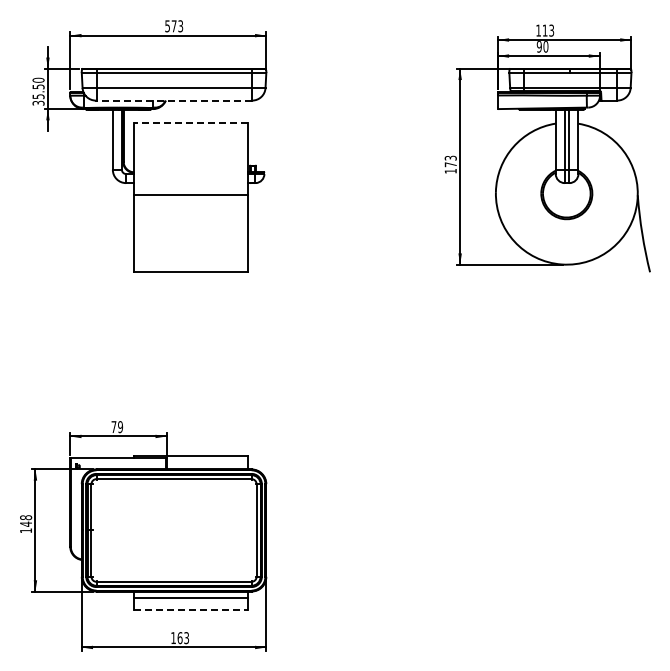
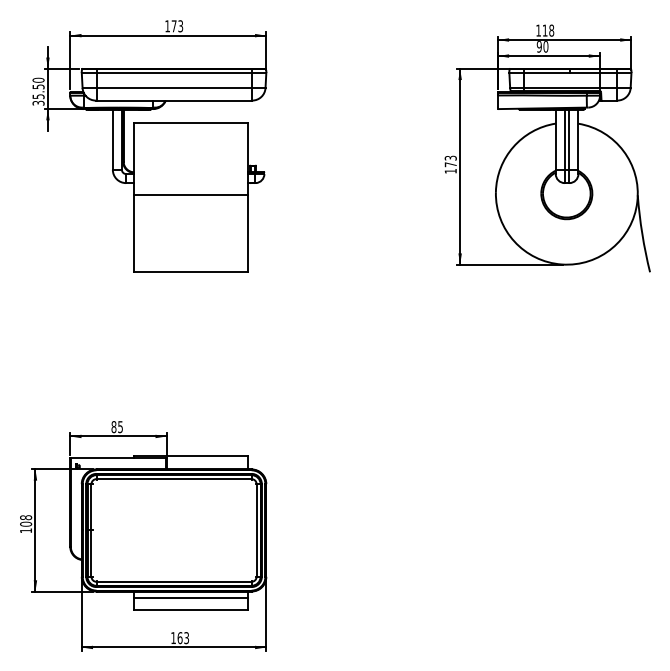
text: 573 -> 173 (167, 26)
text: 113 -> 118 (551, 30)
line: dashed -> solid (174, 100)
line: dashed -> solid (191, 122)
text: 79 -> 85 (117, 427)
text: 148 -> 108 (26, 523)
line: dashed -> solid (191, 610)
